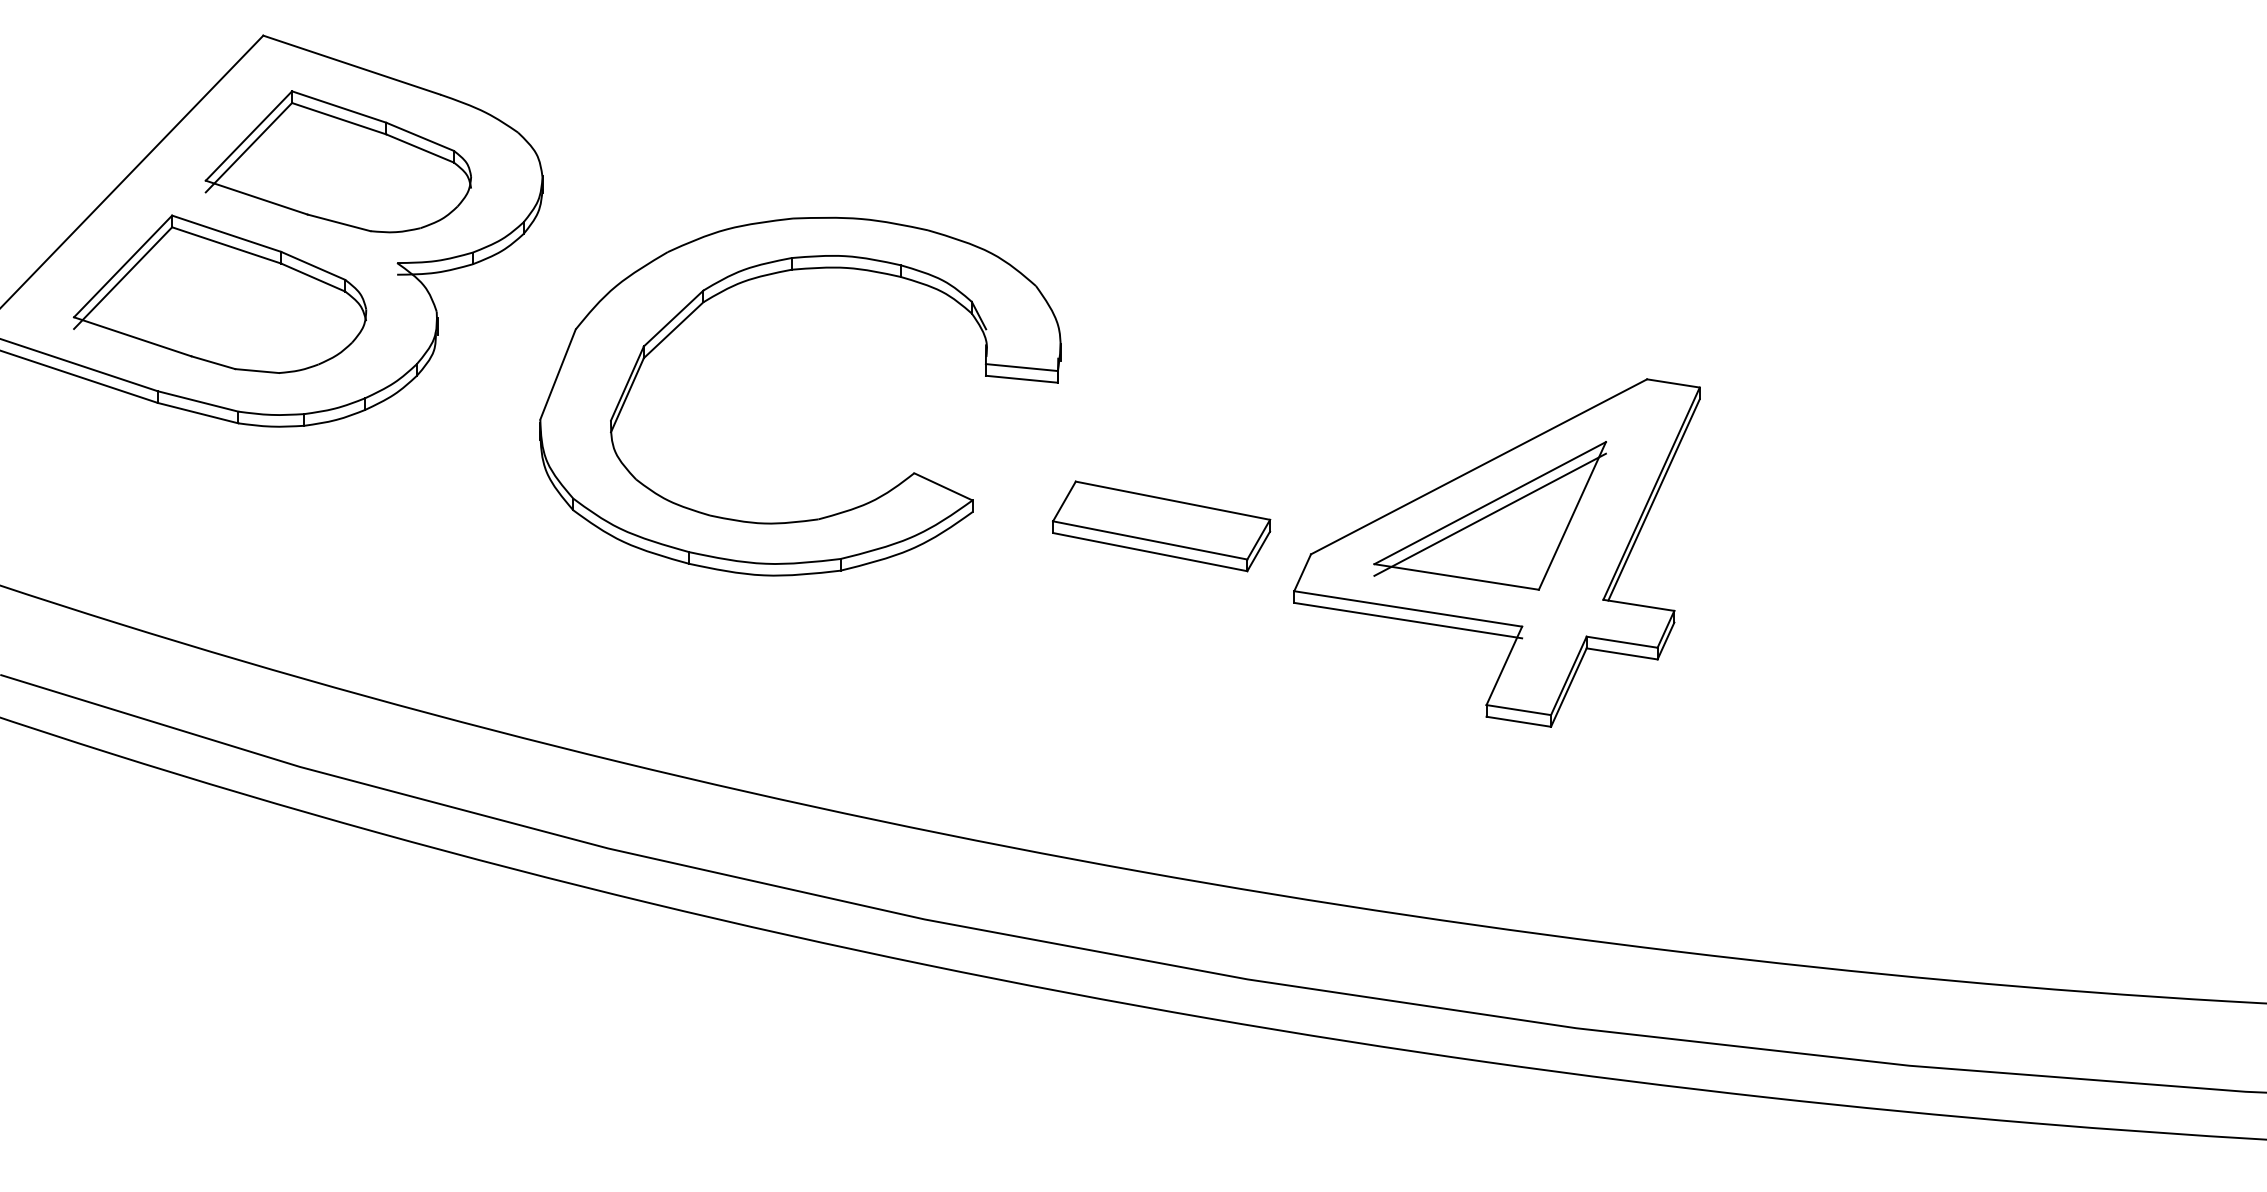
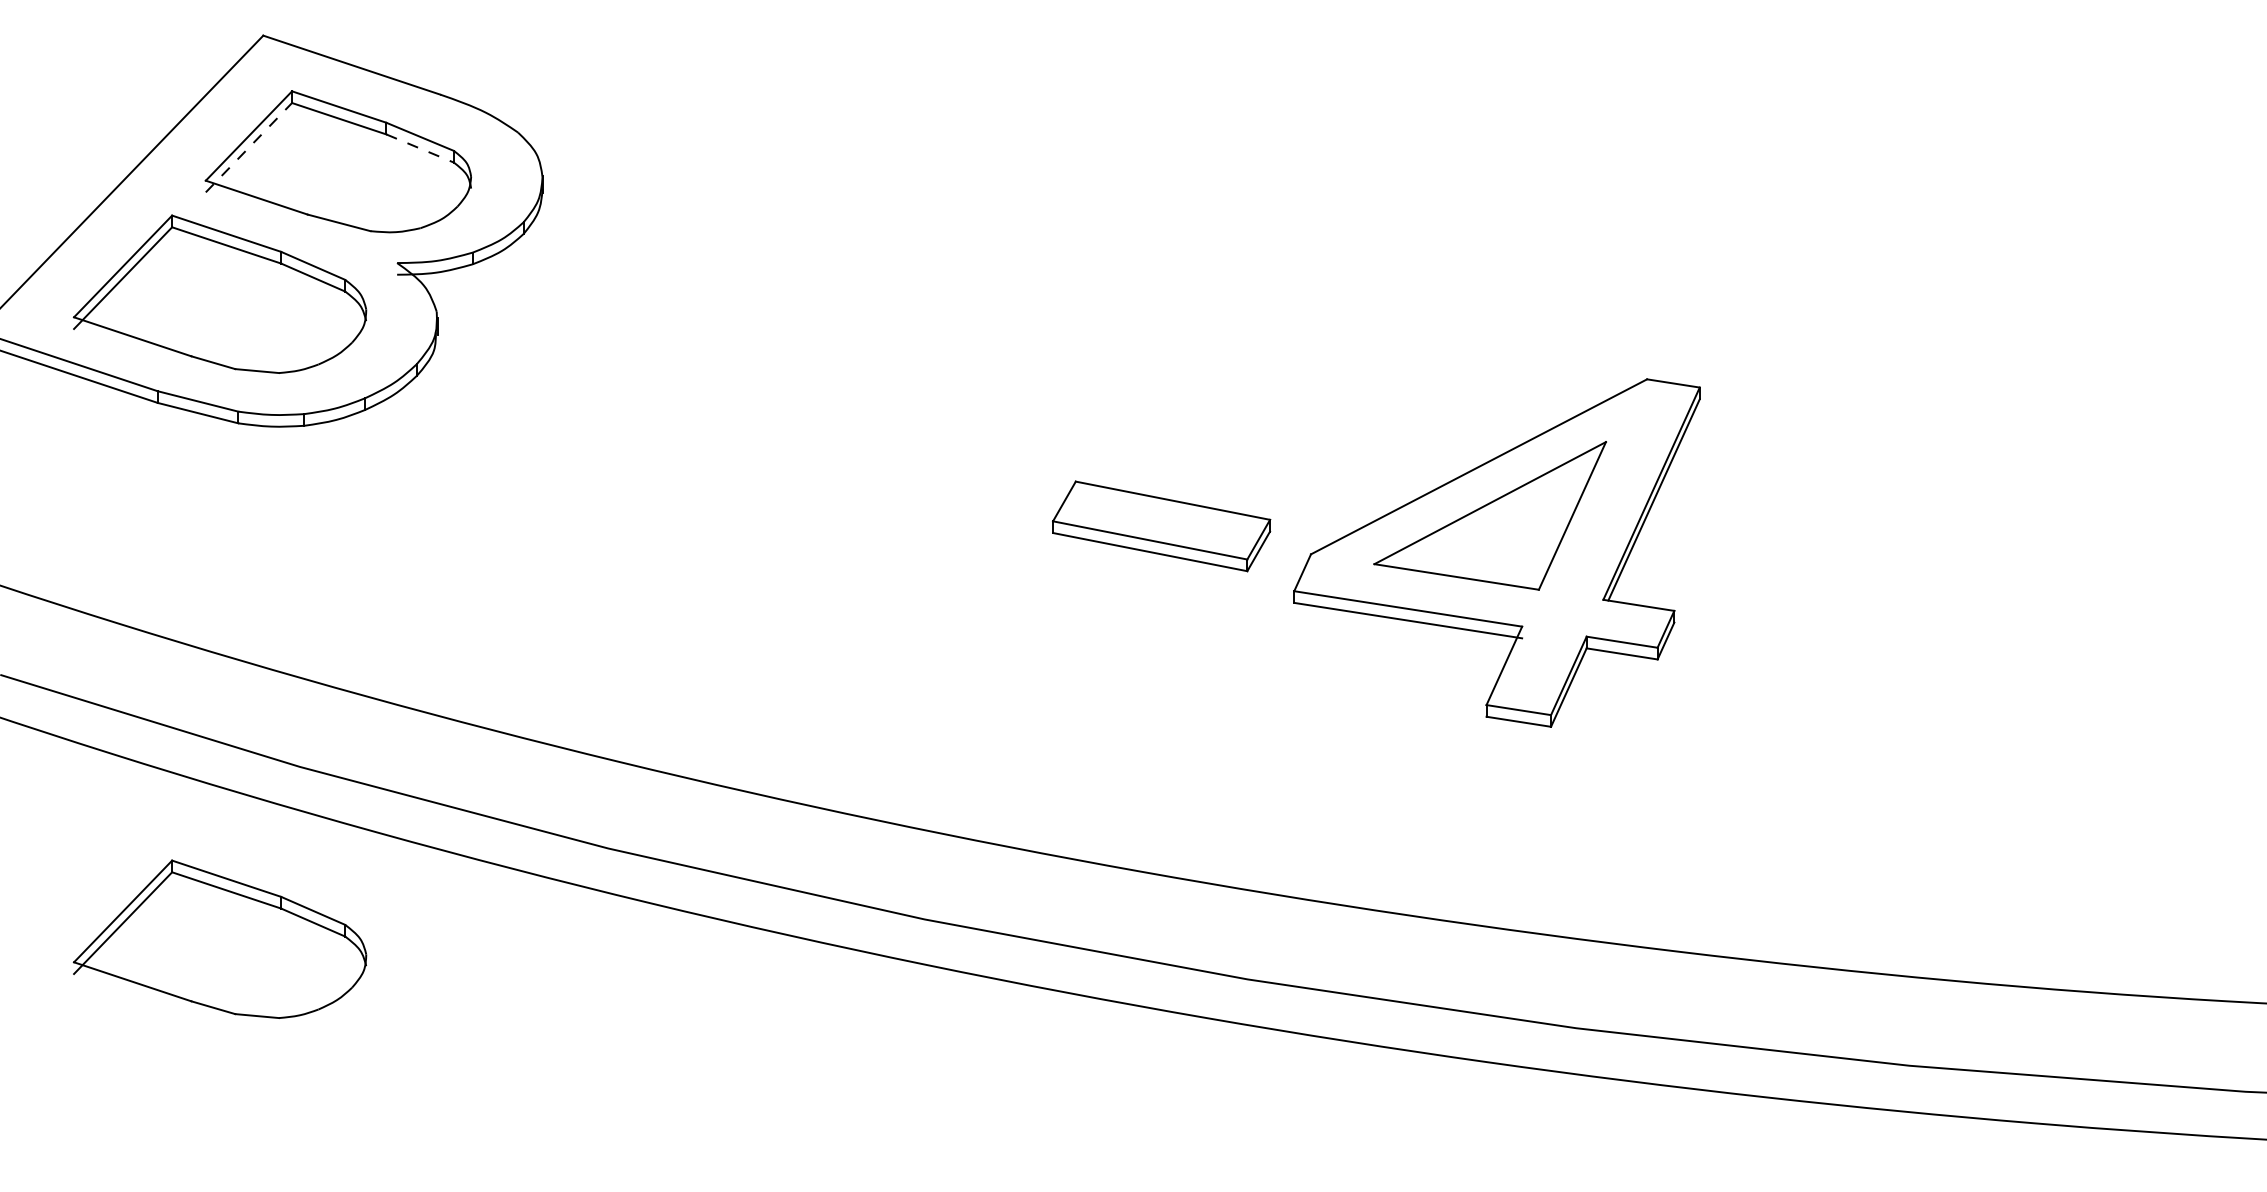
line: solid -> dashed (249, 147)
line: solid -> dashed (420, 148)
part: present -> none (831, 514)
line: present -> none (1489, 514)
part: none -> present (219, 938)
